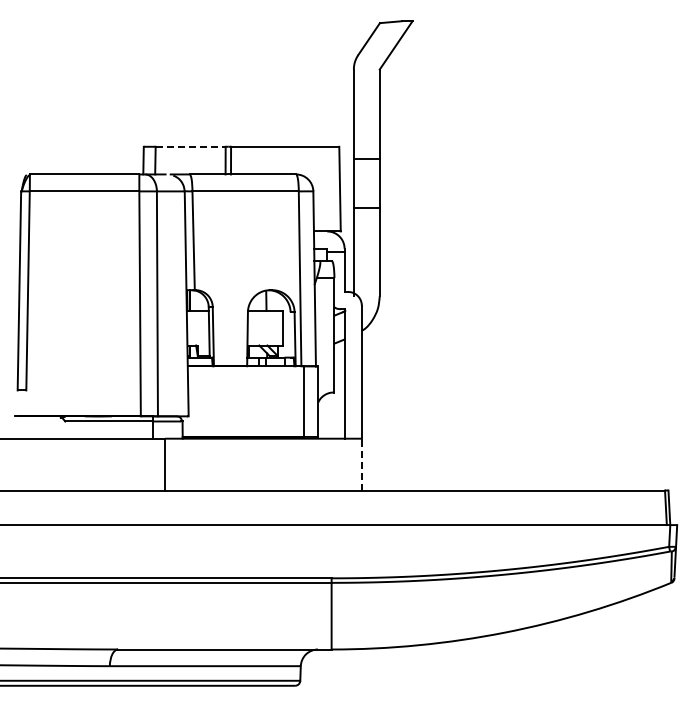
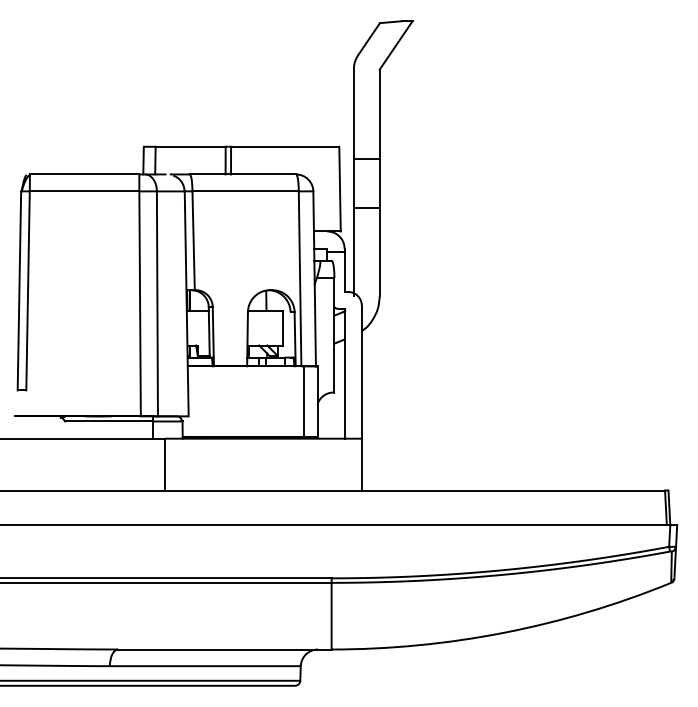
line: dashed -> solid (190, 146)
line: dashed -> solid (361, 464)
